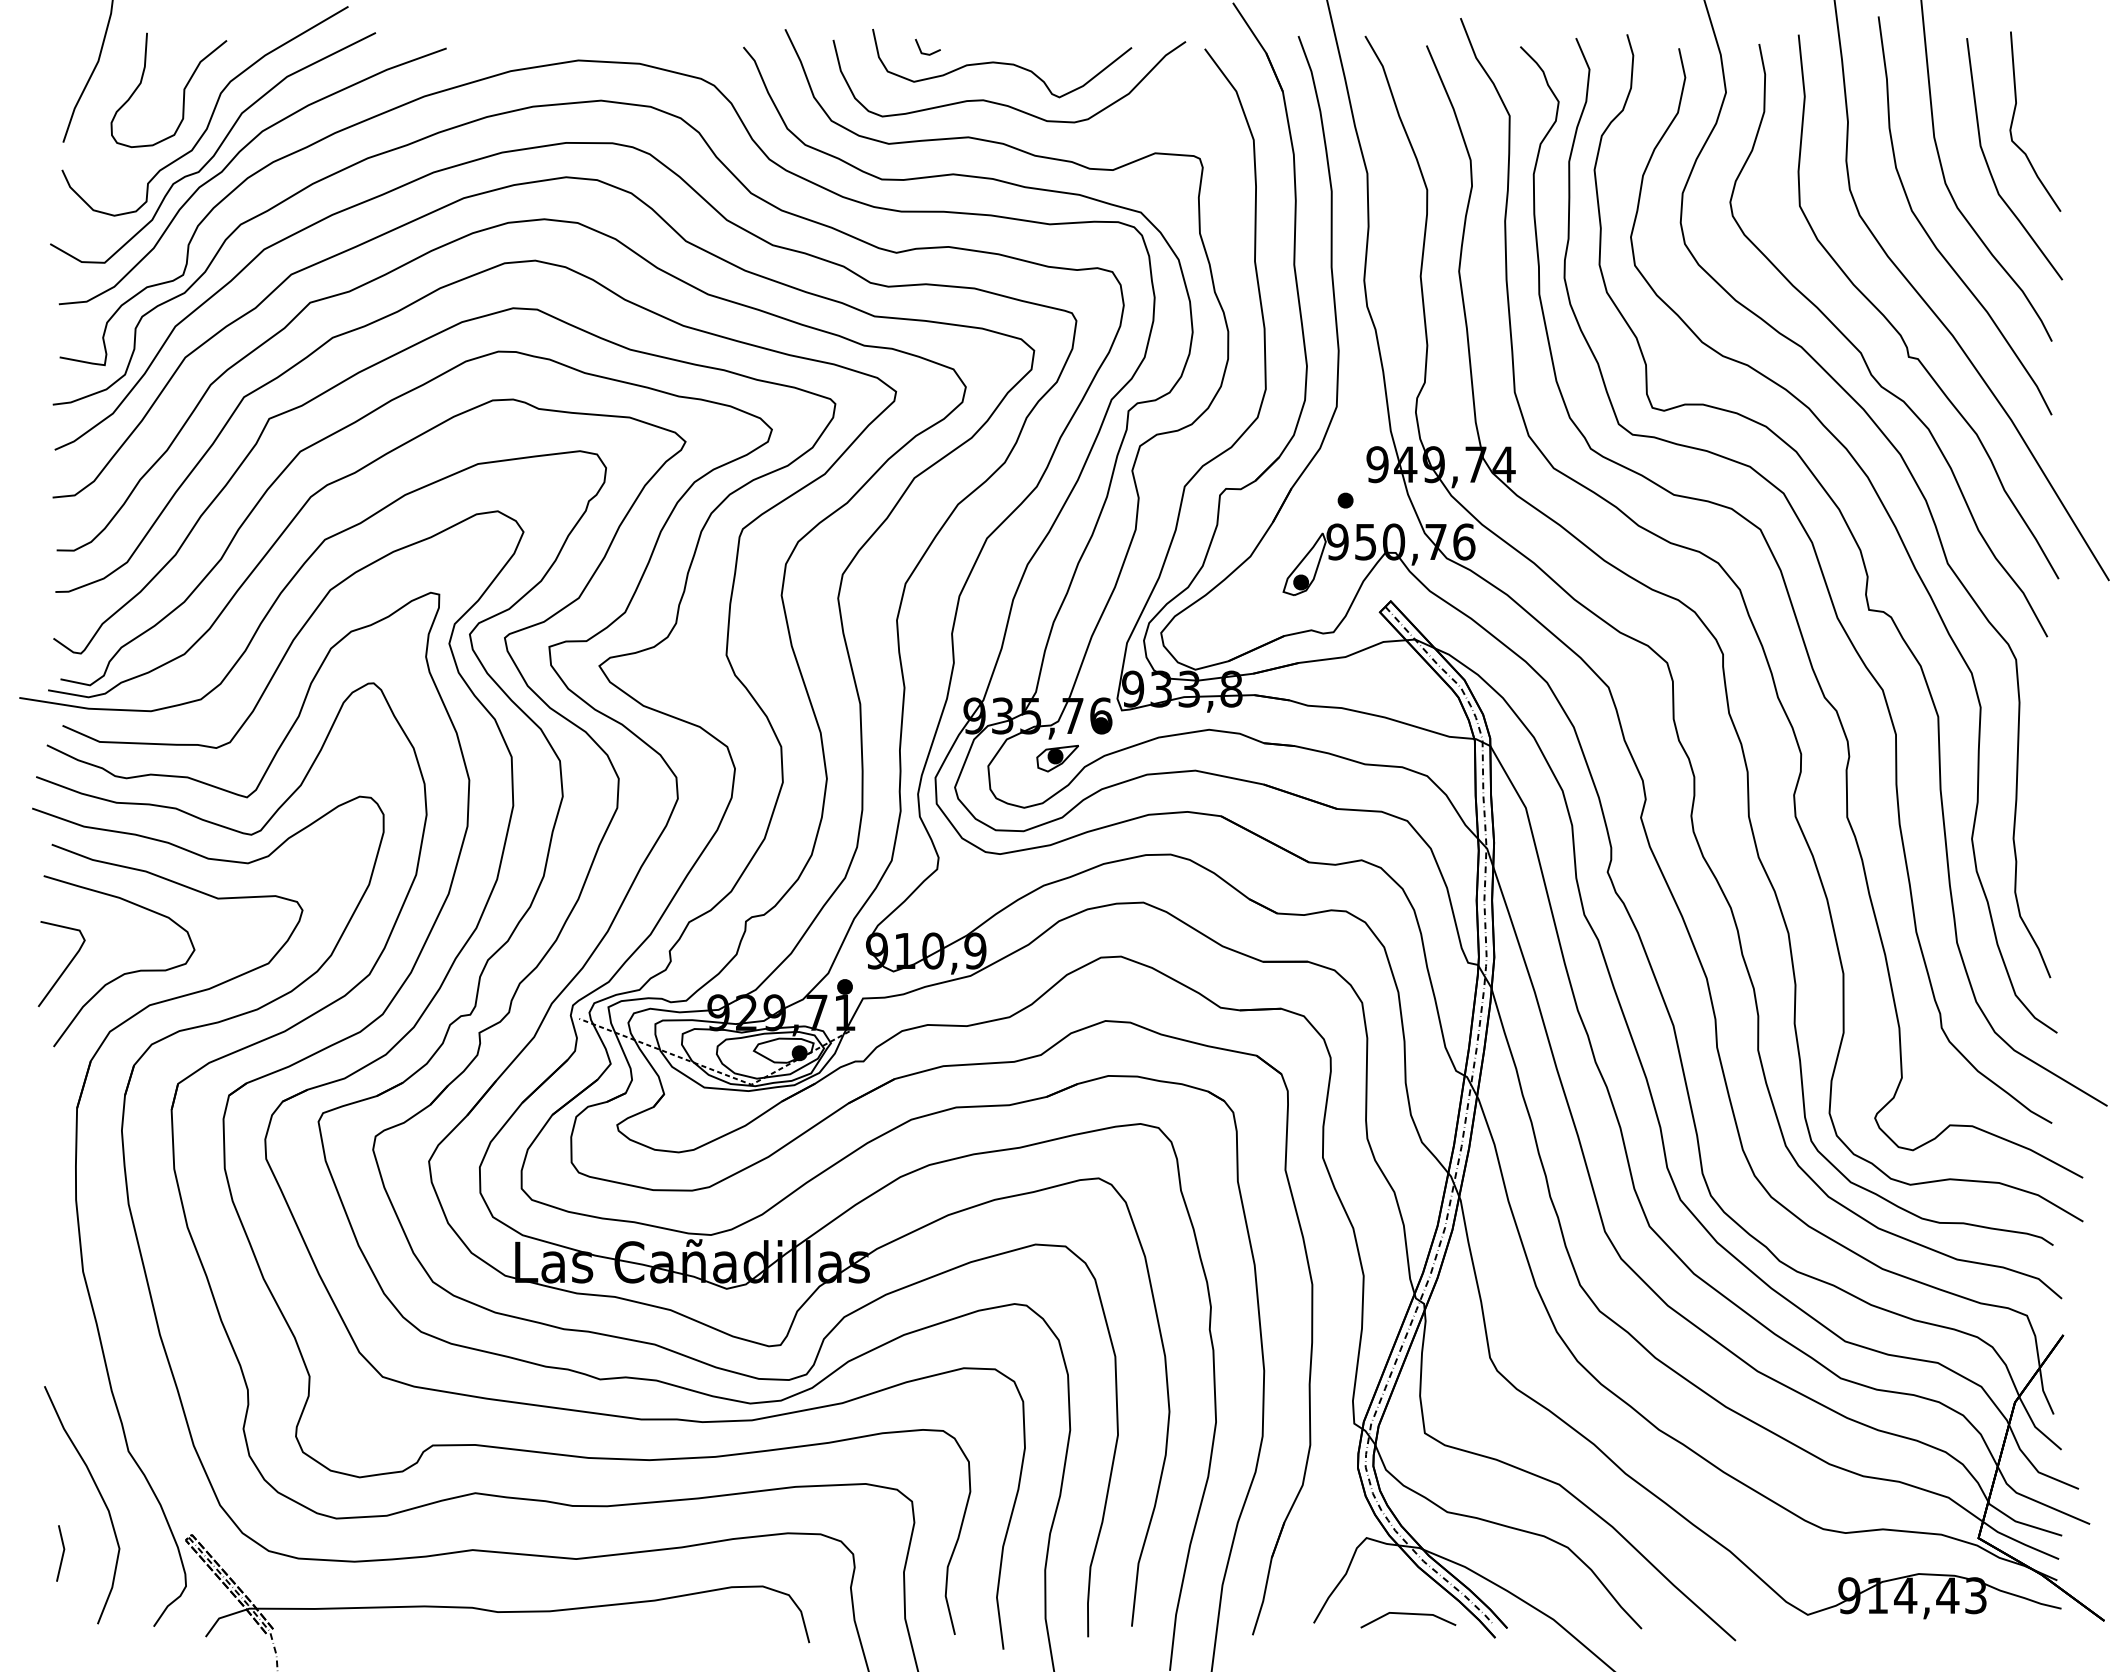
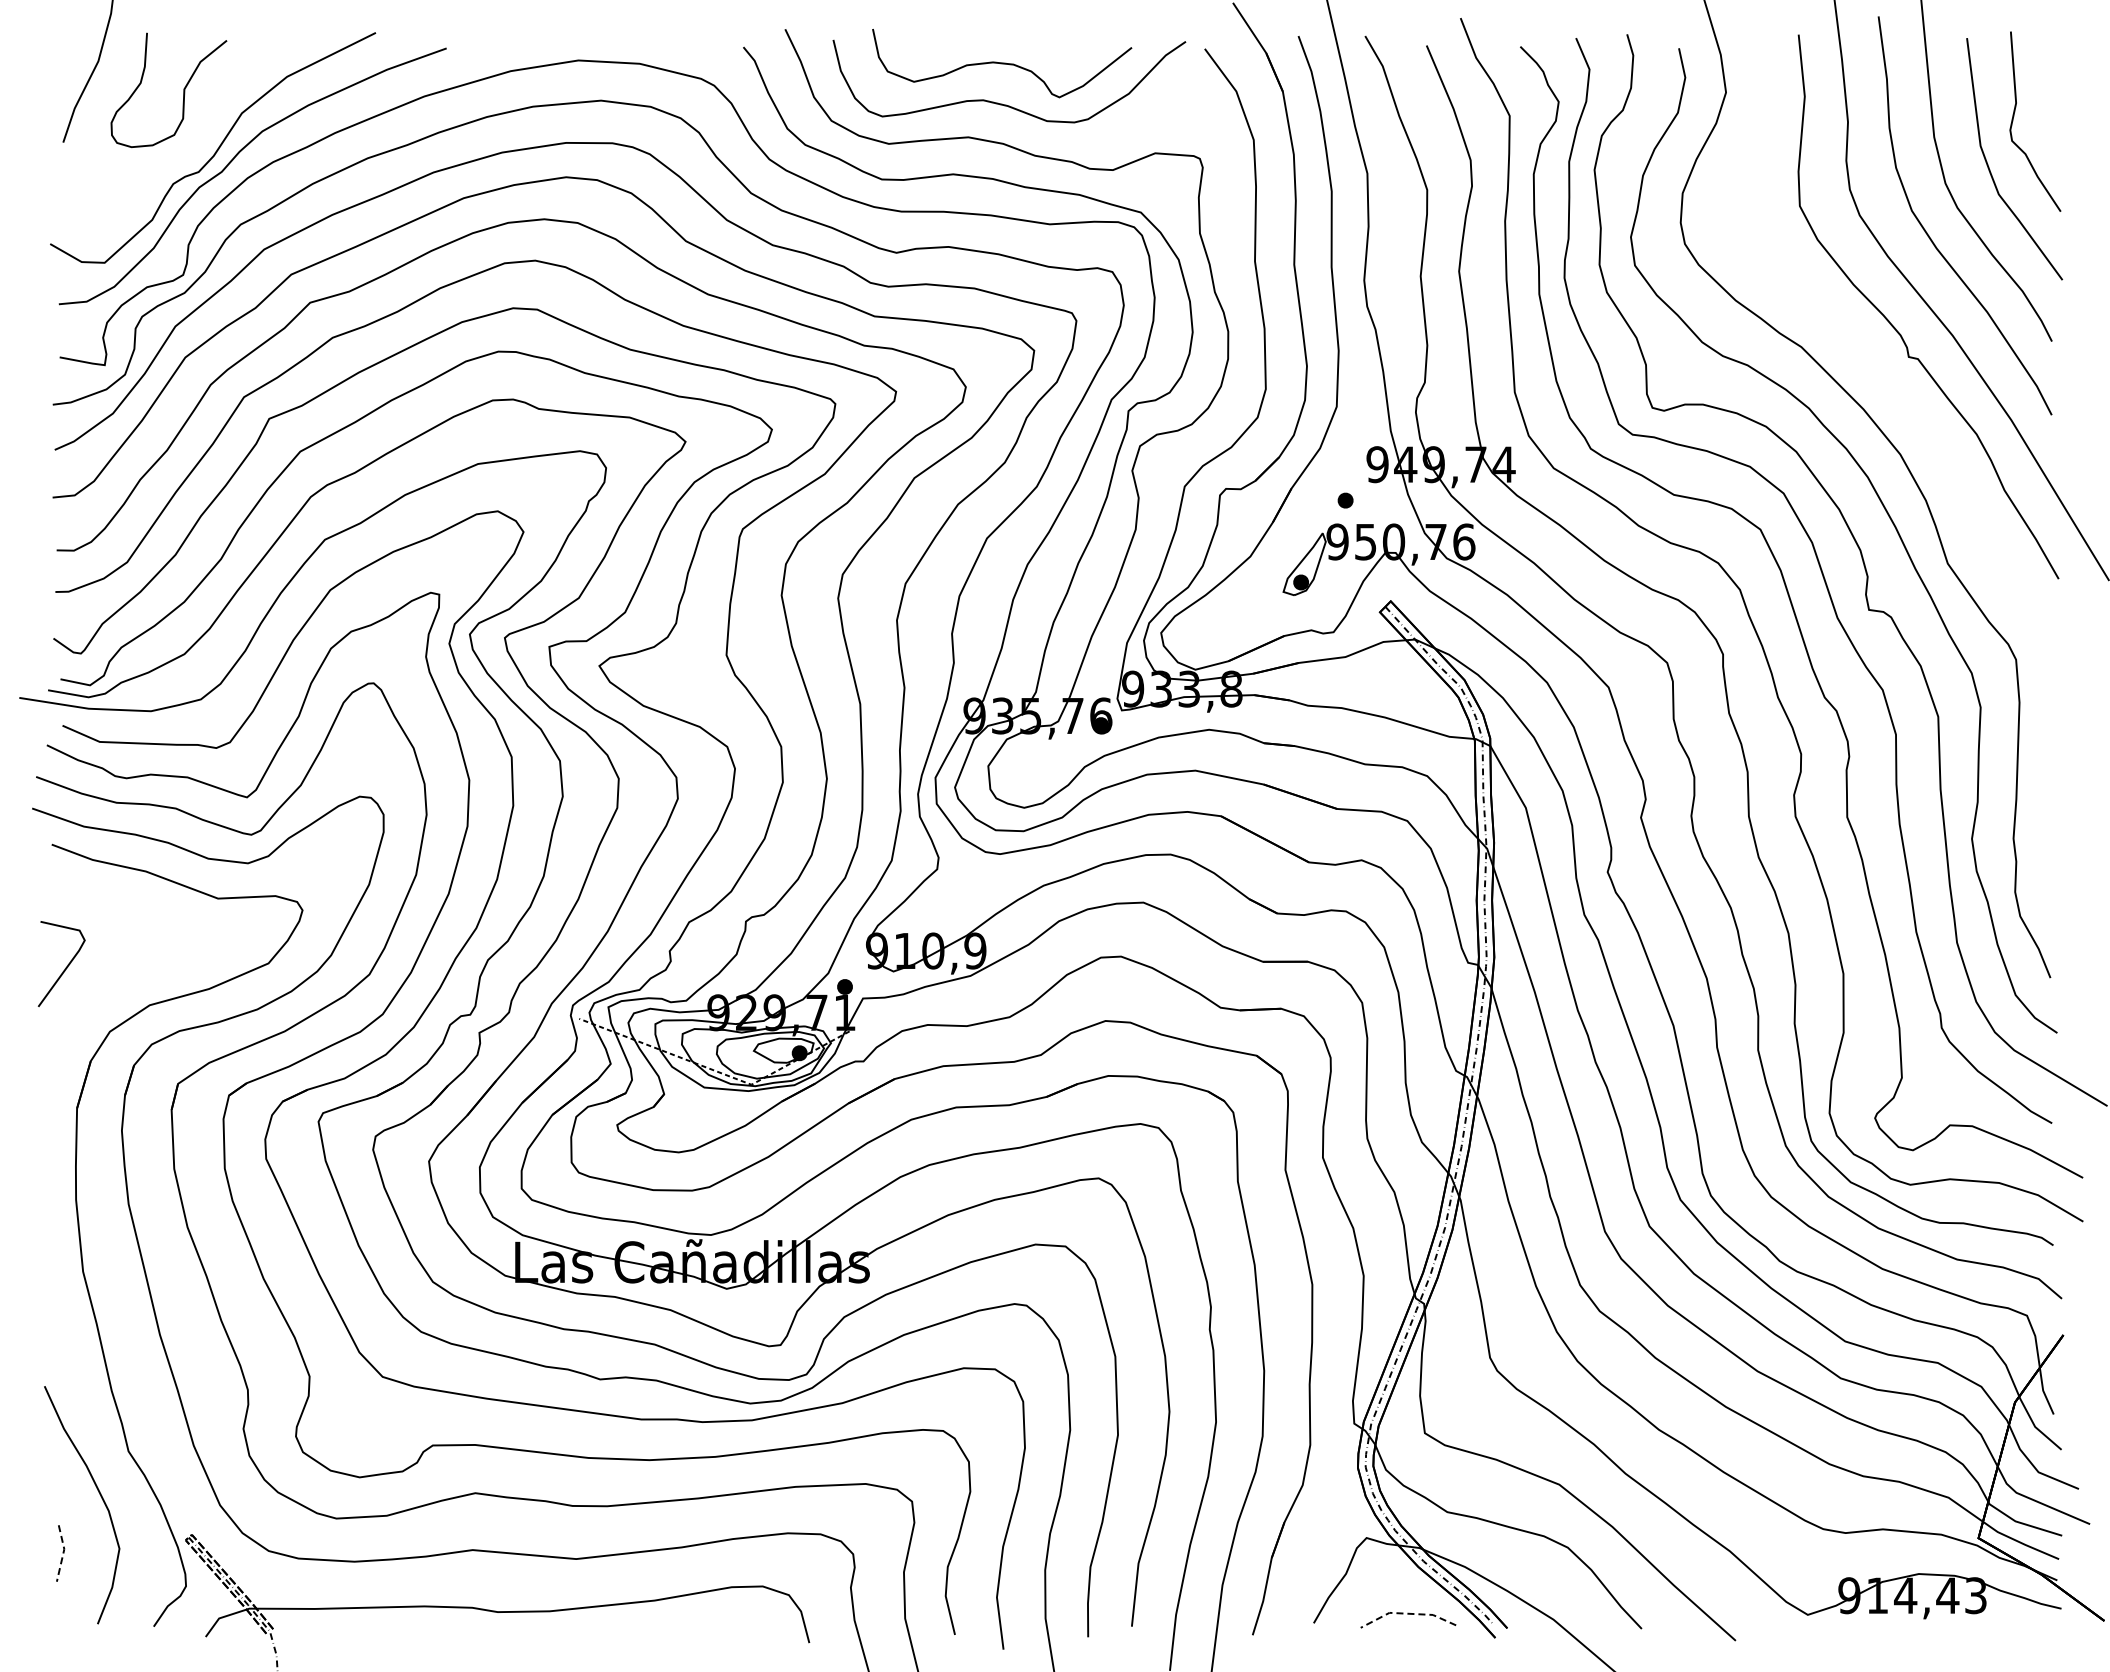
line: present -> none (924, 52)
curve: present -> none (211, 114)
curve: present -> none (1862, 353)
part: present -> none (1057, 758)
curve: present -> none (125, 972)
line: solid -> dashed (63, 1553)
line: solid -> dashed (1407, 1613)
